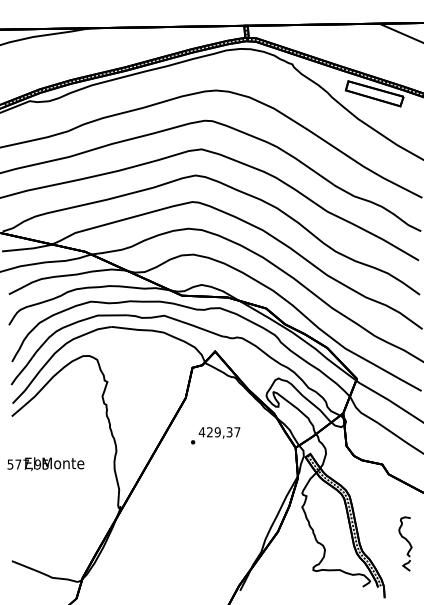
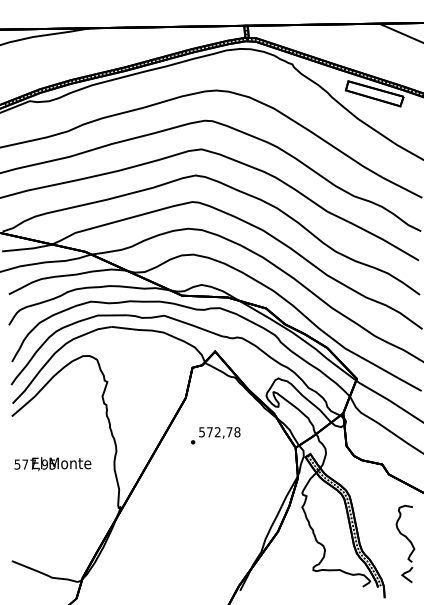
text: 429,37 -> 572,78 (219, 432)
text position: (45, 464) -> (52, 464) (52, 464)
part size: 15x56 px -> 21x80 px (405, 543)
